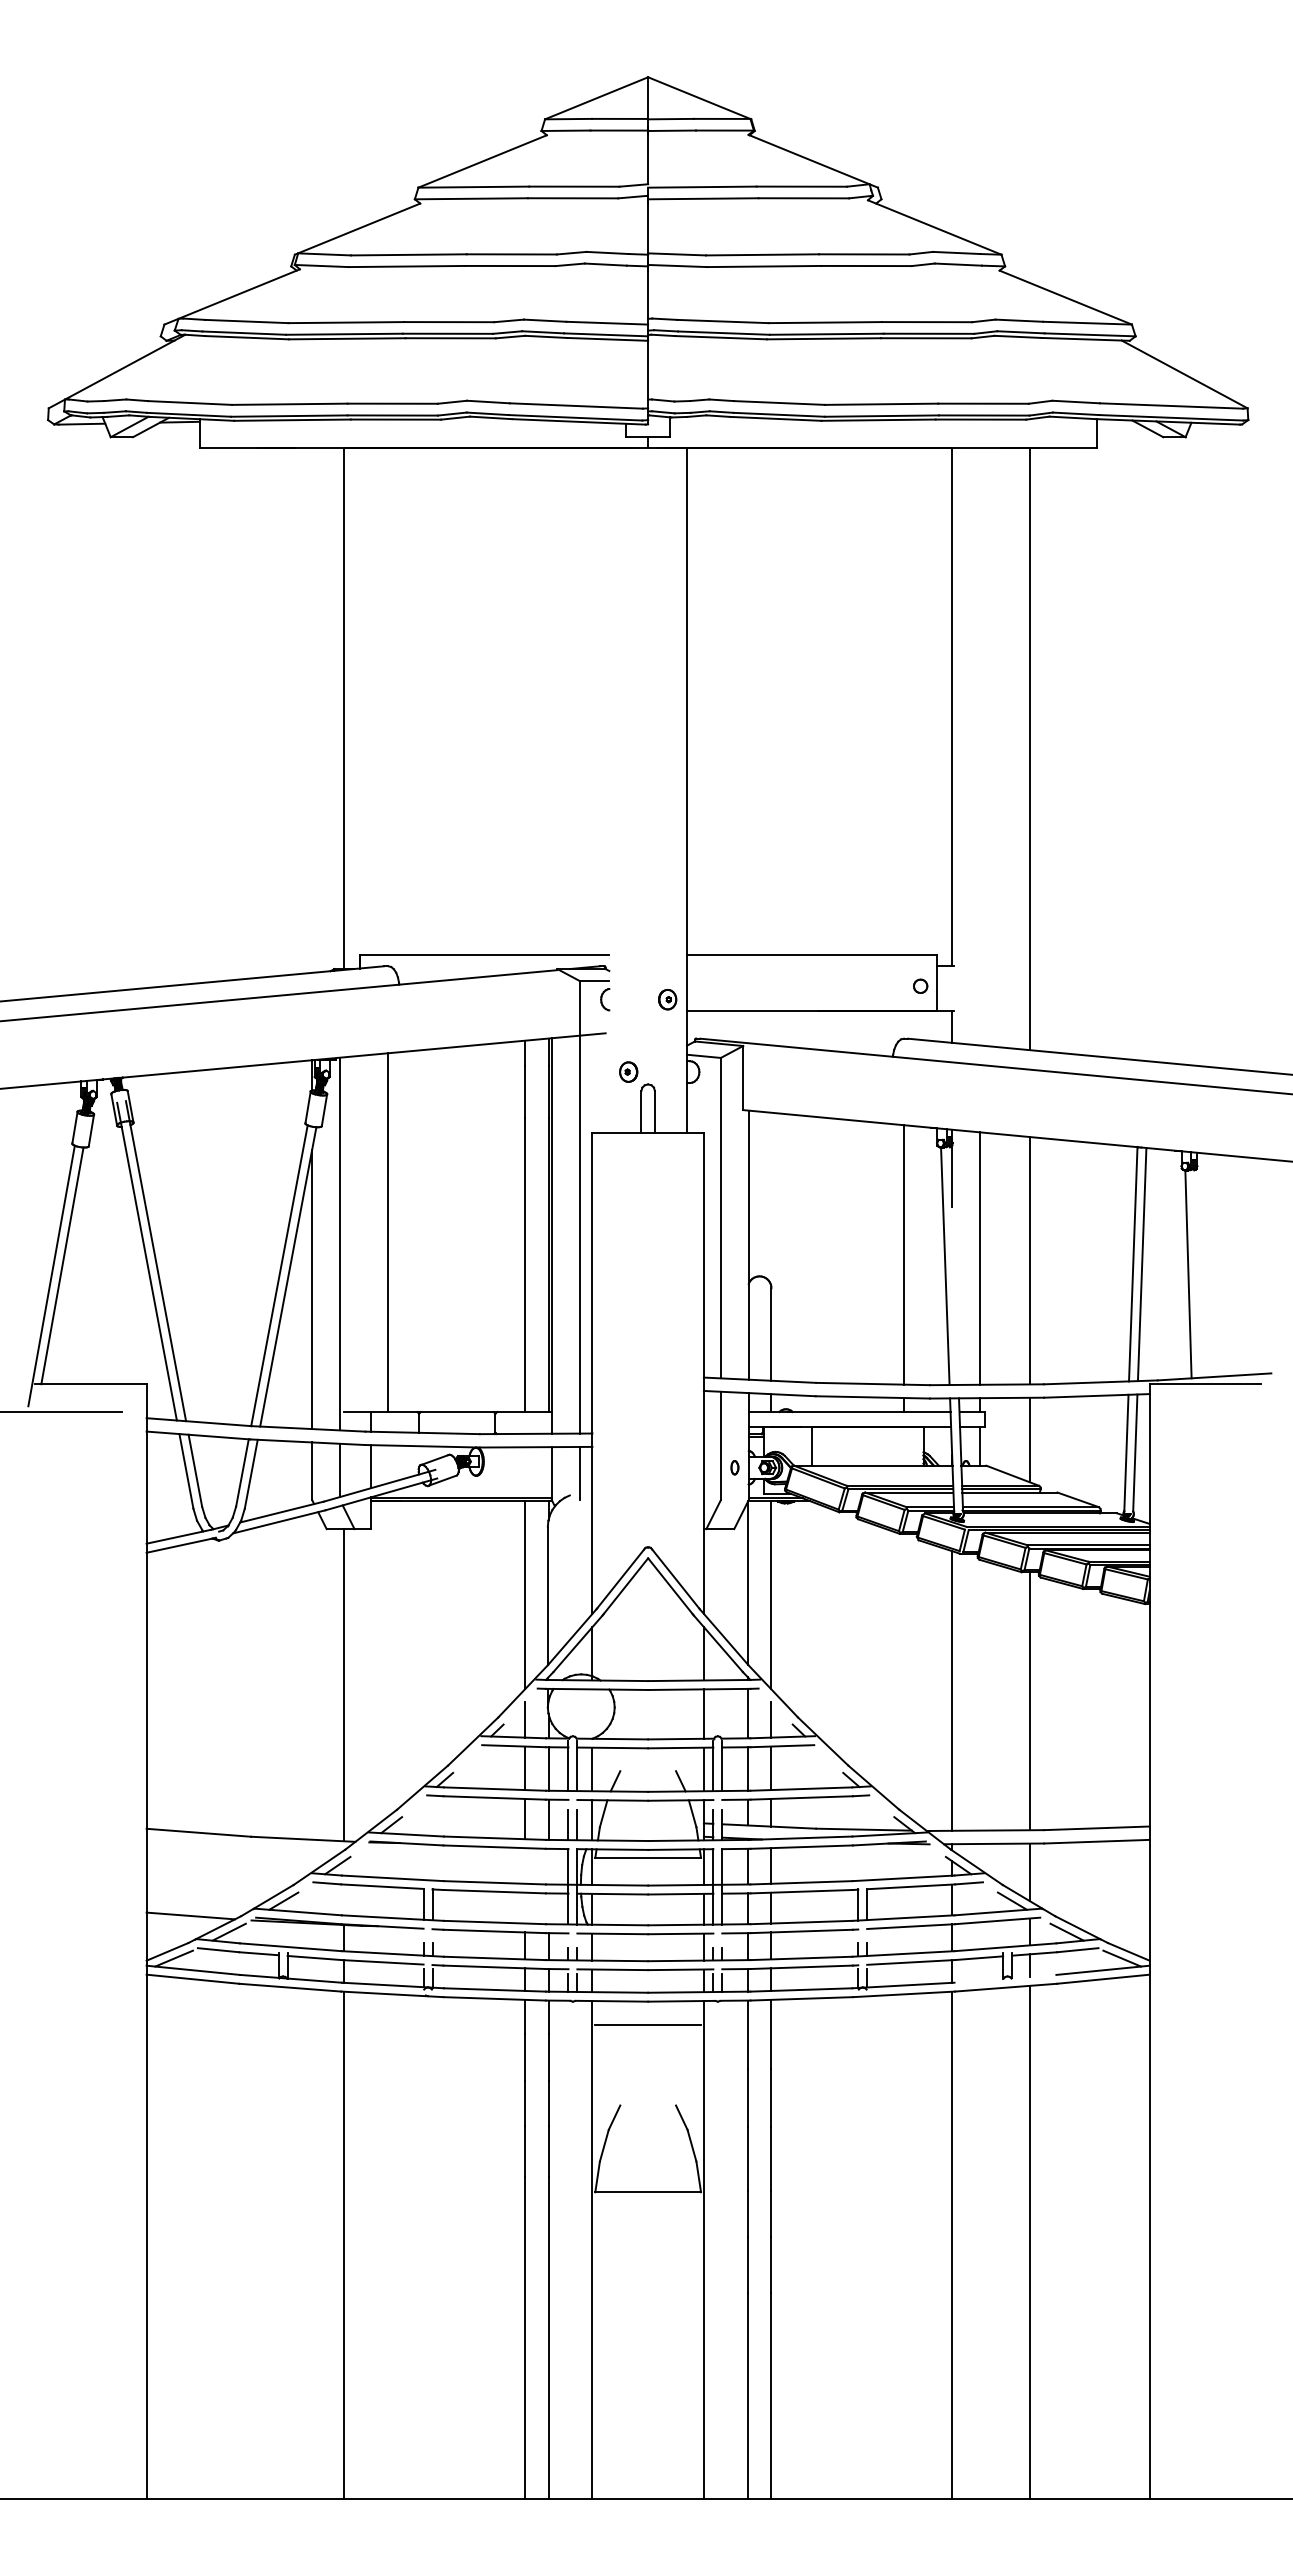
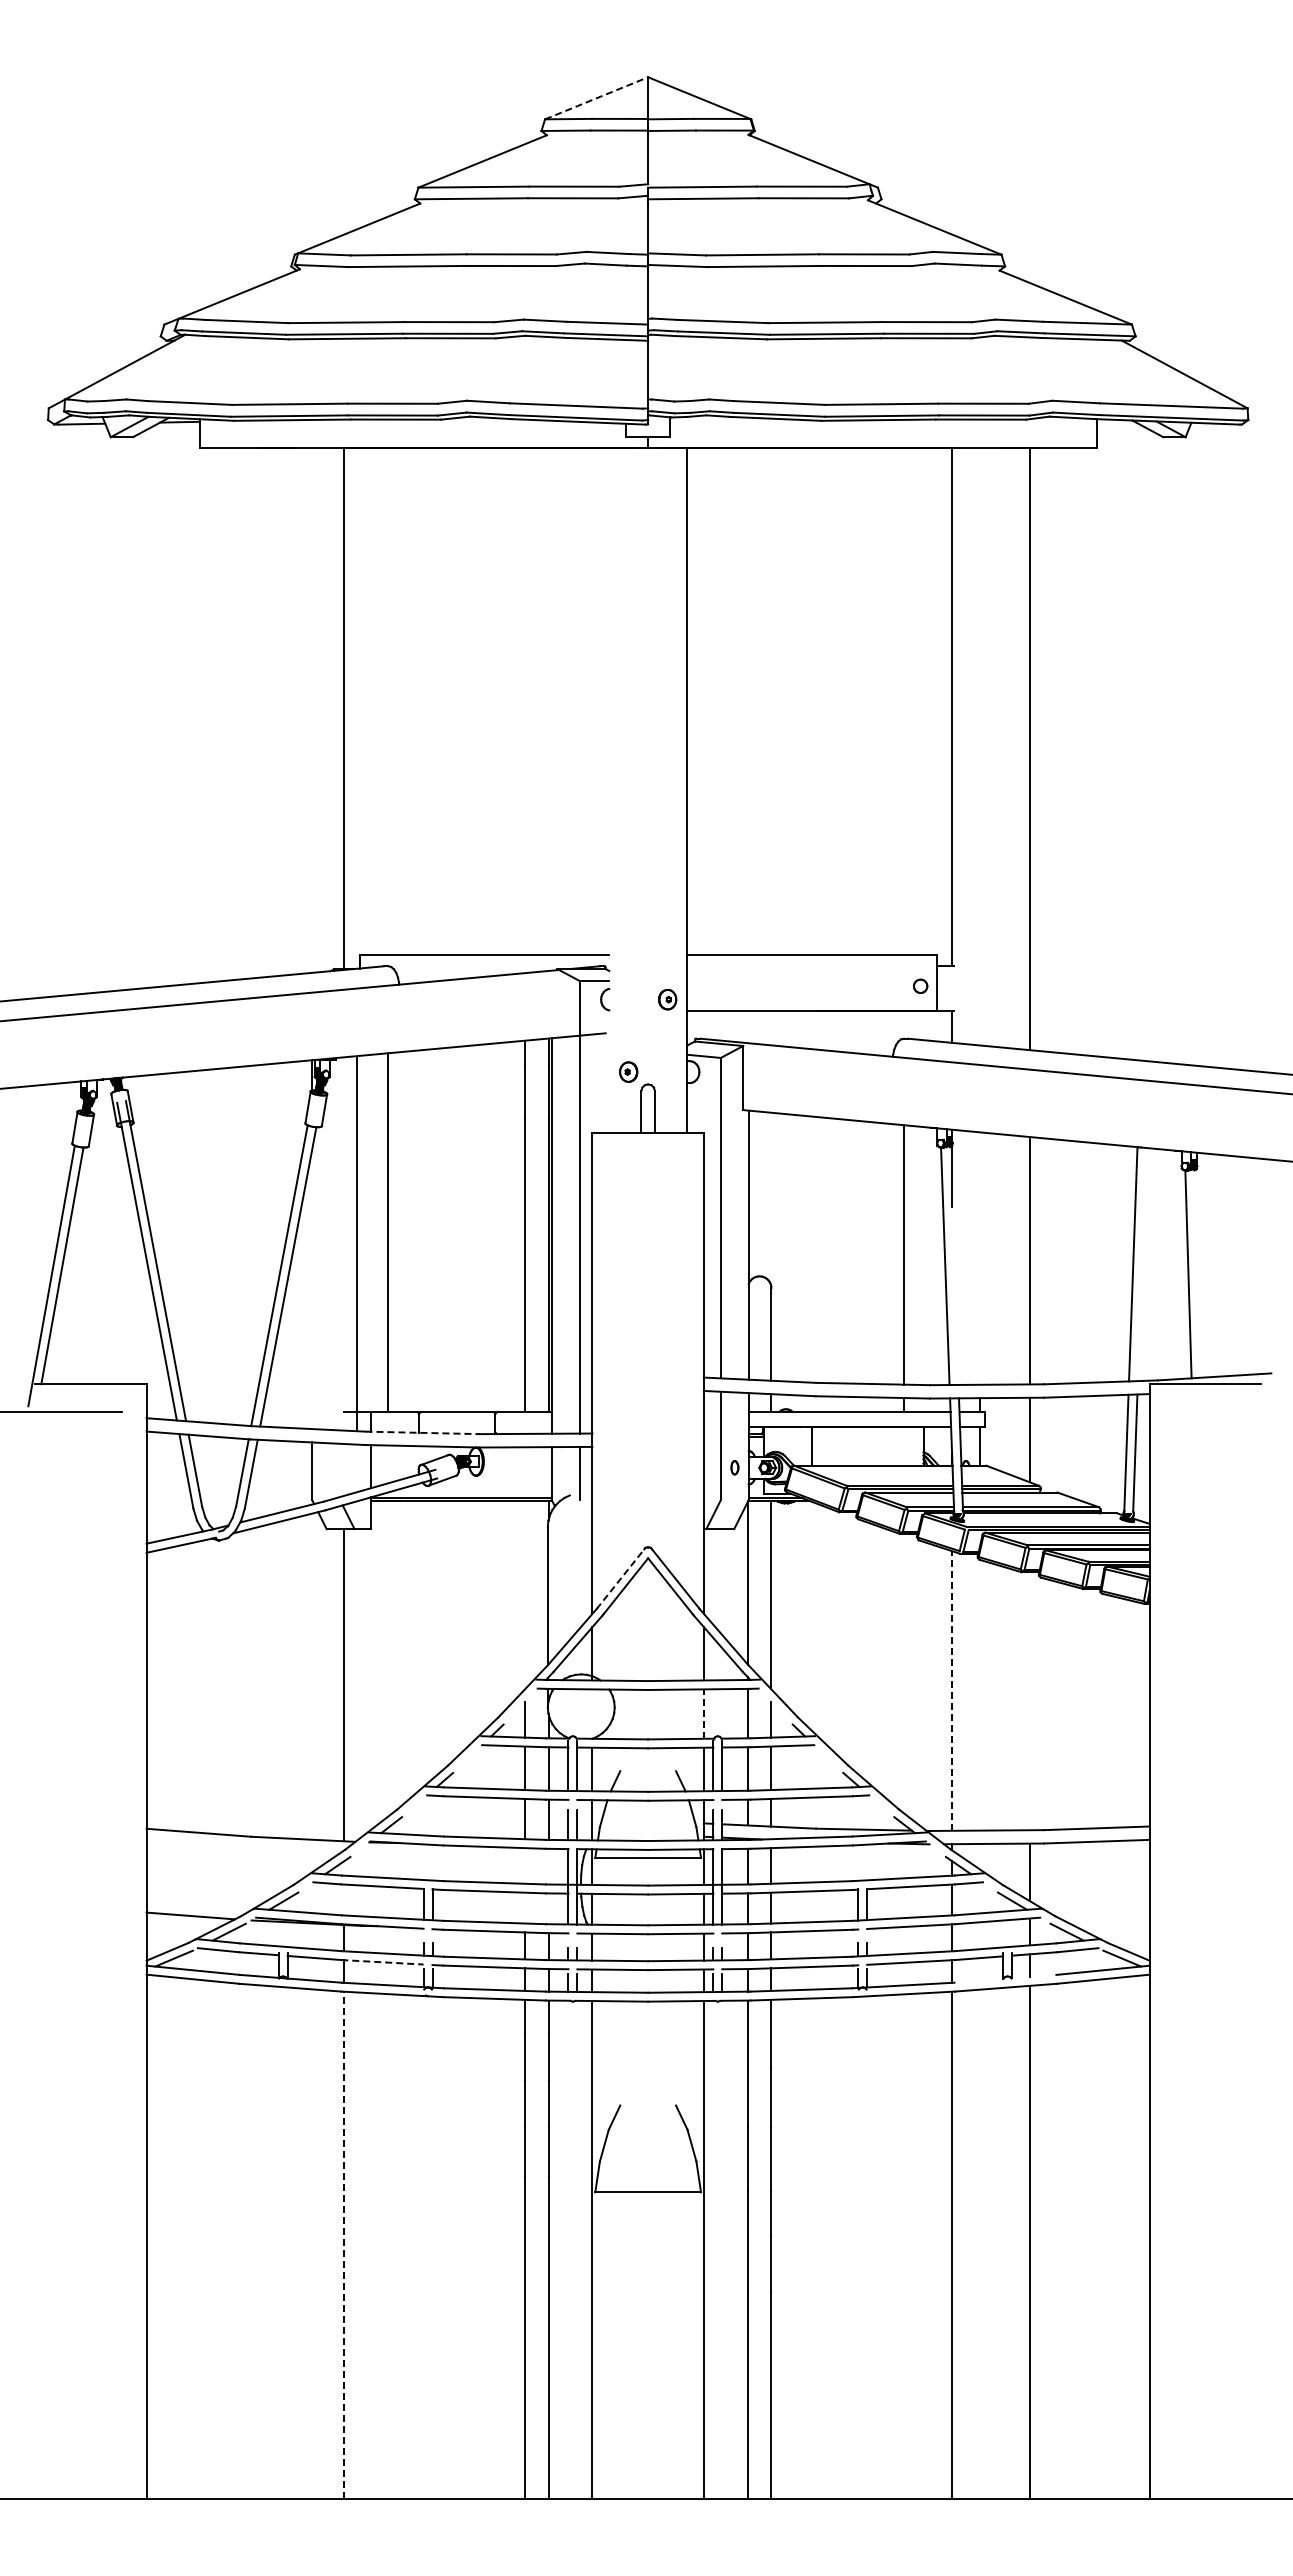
line: solid -> dashed (596, 98)
line position: (340, 1243) -> (357, 1243) (357, 1243)
line: present -> none (980, 1258)
line: present -> none (1141, 1264)
line: present -> none (312, 1289)
line: solid -> dashed (423, 1432)
line: present -> none (340, 1470)
line: solid -> dashed (620, 1578)
line: present -> none (524, 1595)
line: solid -> dashed (952, 1690)
line: present -> none (1029, 1701)
line: solid -> dashed (703, 1714)
line: solid -> dashed (382, 1962)
line: present -> none (648, 2025)
line: solid -> dashed (344, 2244)
